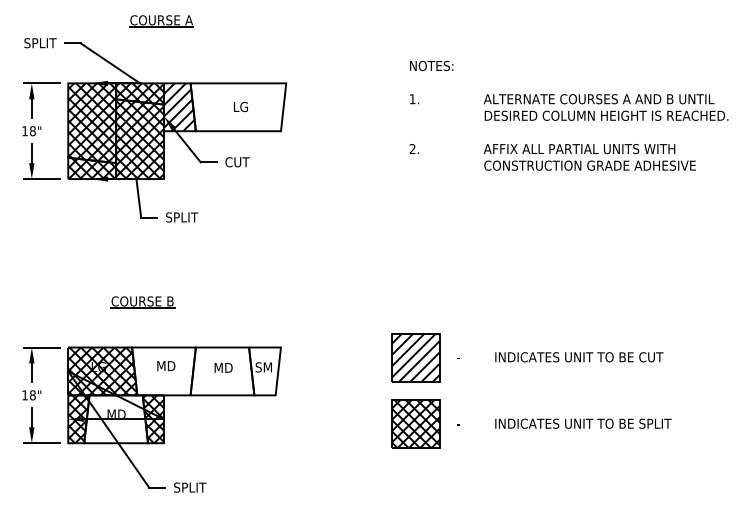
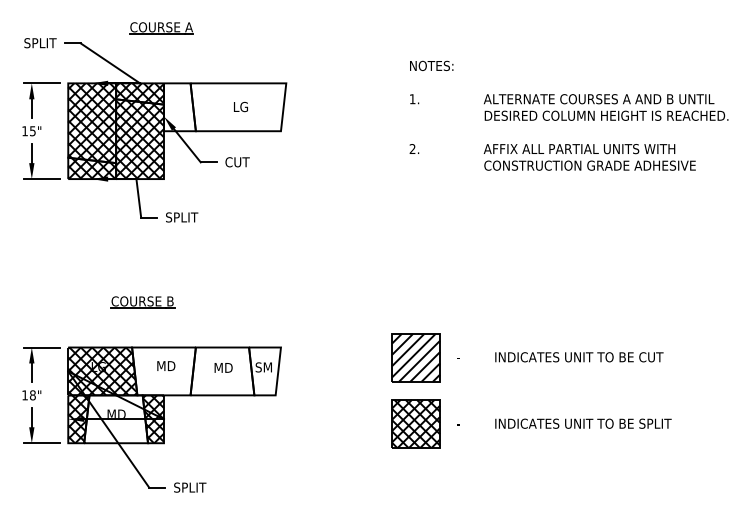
part position: (161, 21) -> (161, 28) (161, 28)
hatch: present -> none (179, 107)
text: 18" -> 15" (32, 131)
